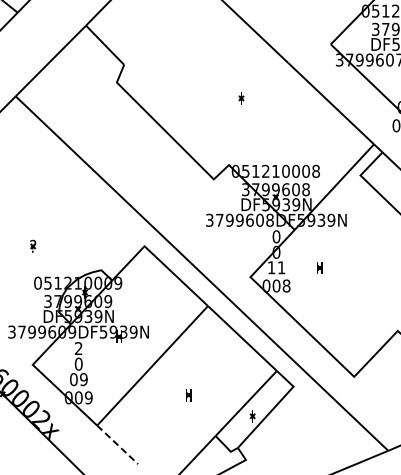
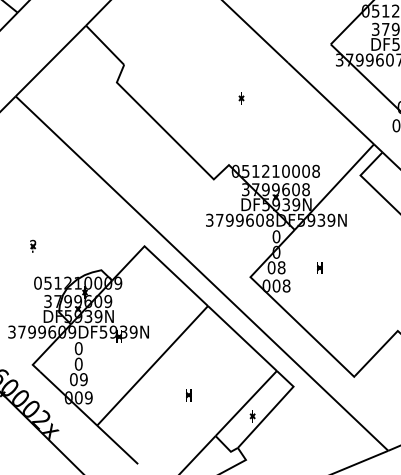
text: 11 -> 08 (276, 267)
text: 2 -> 0 (78, 348)
line: dashed -> solid (118, 445)
